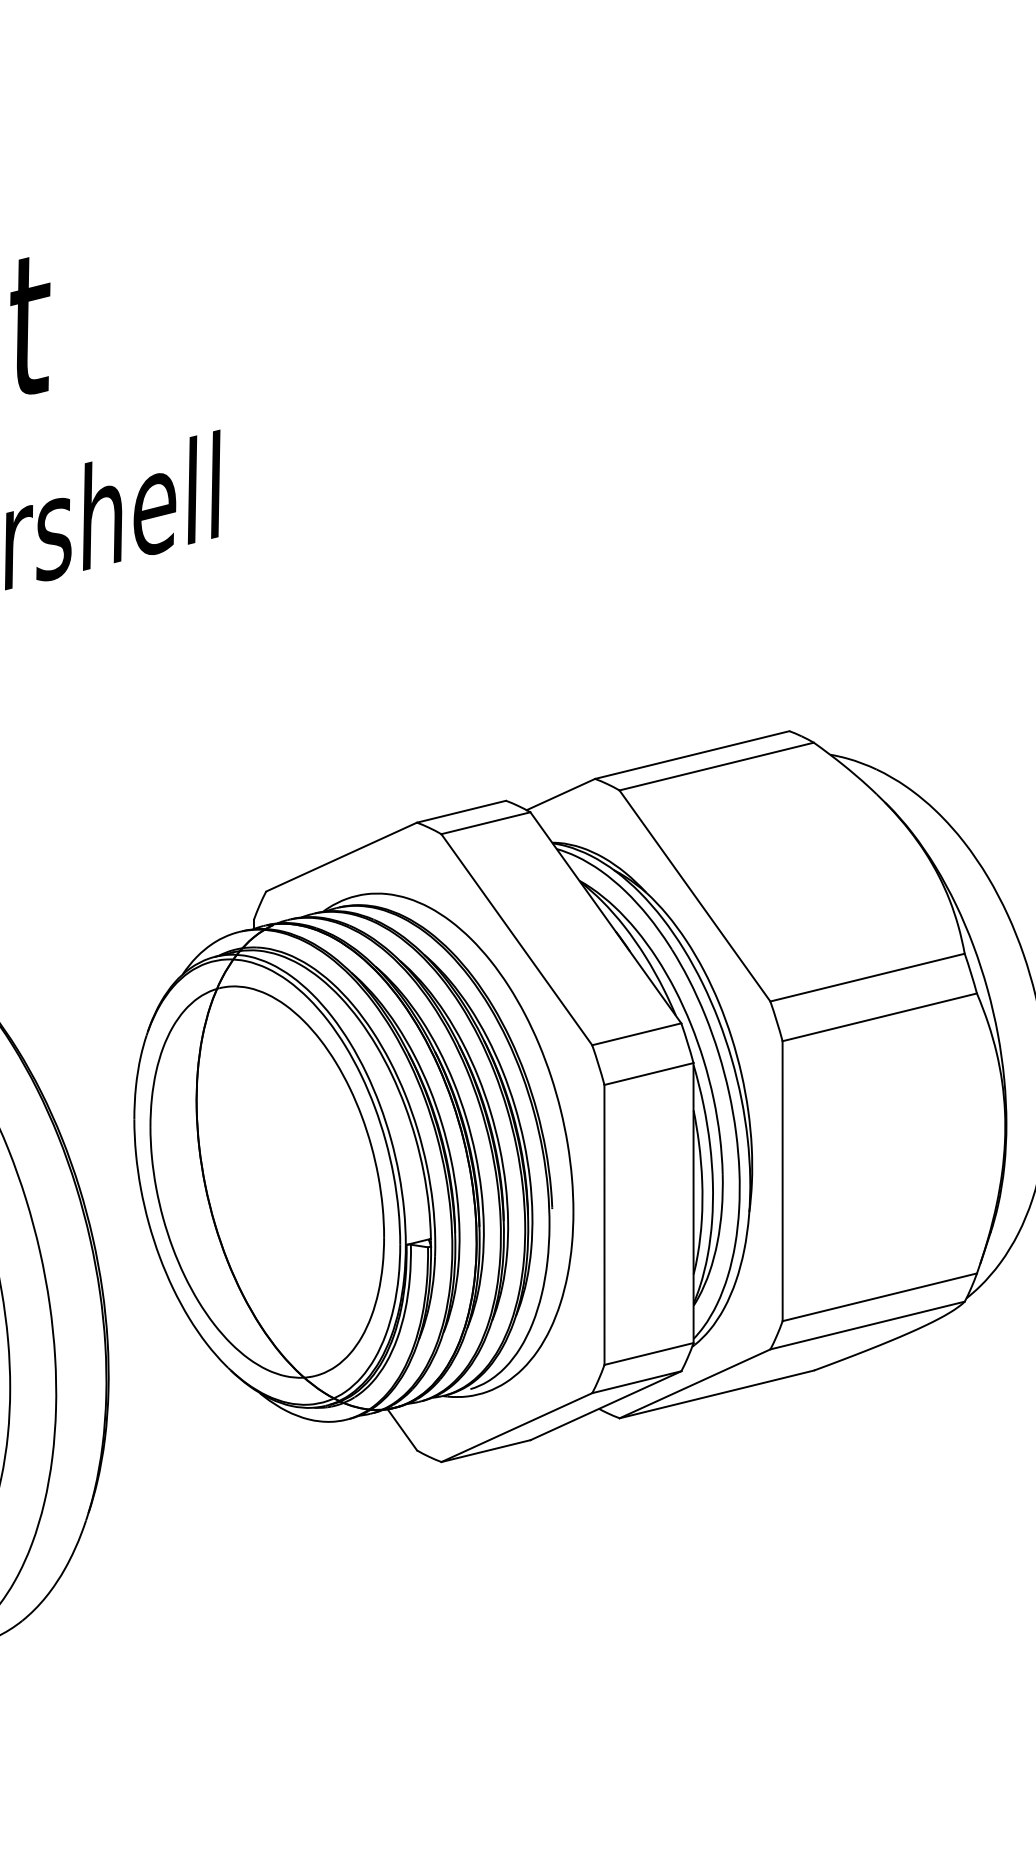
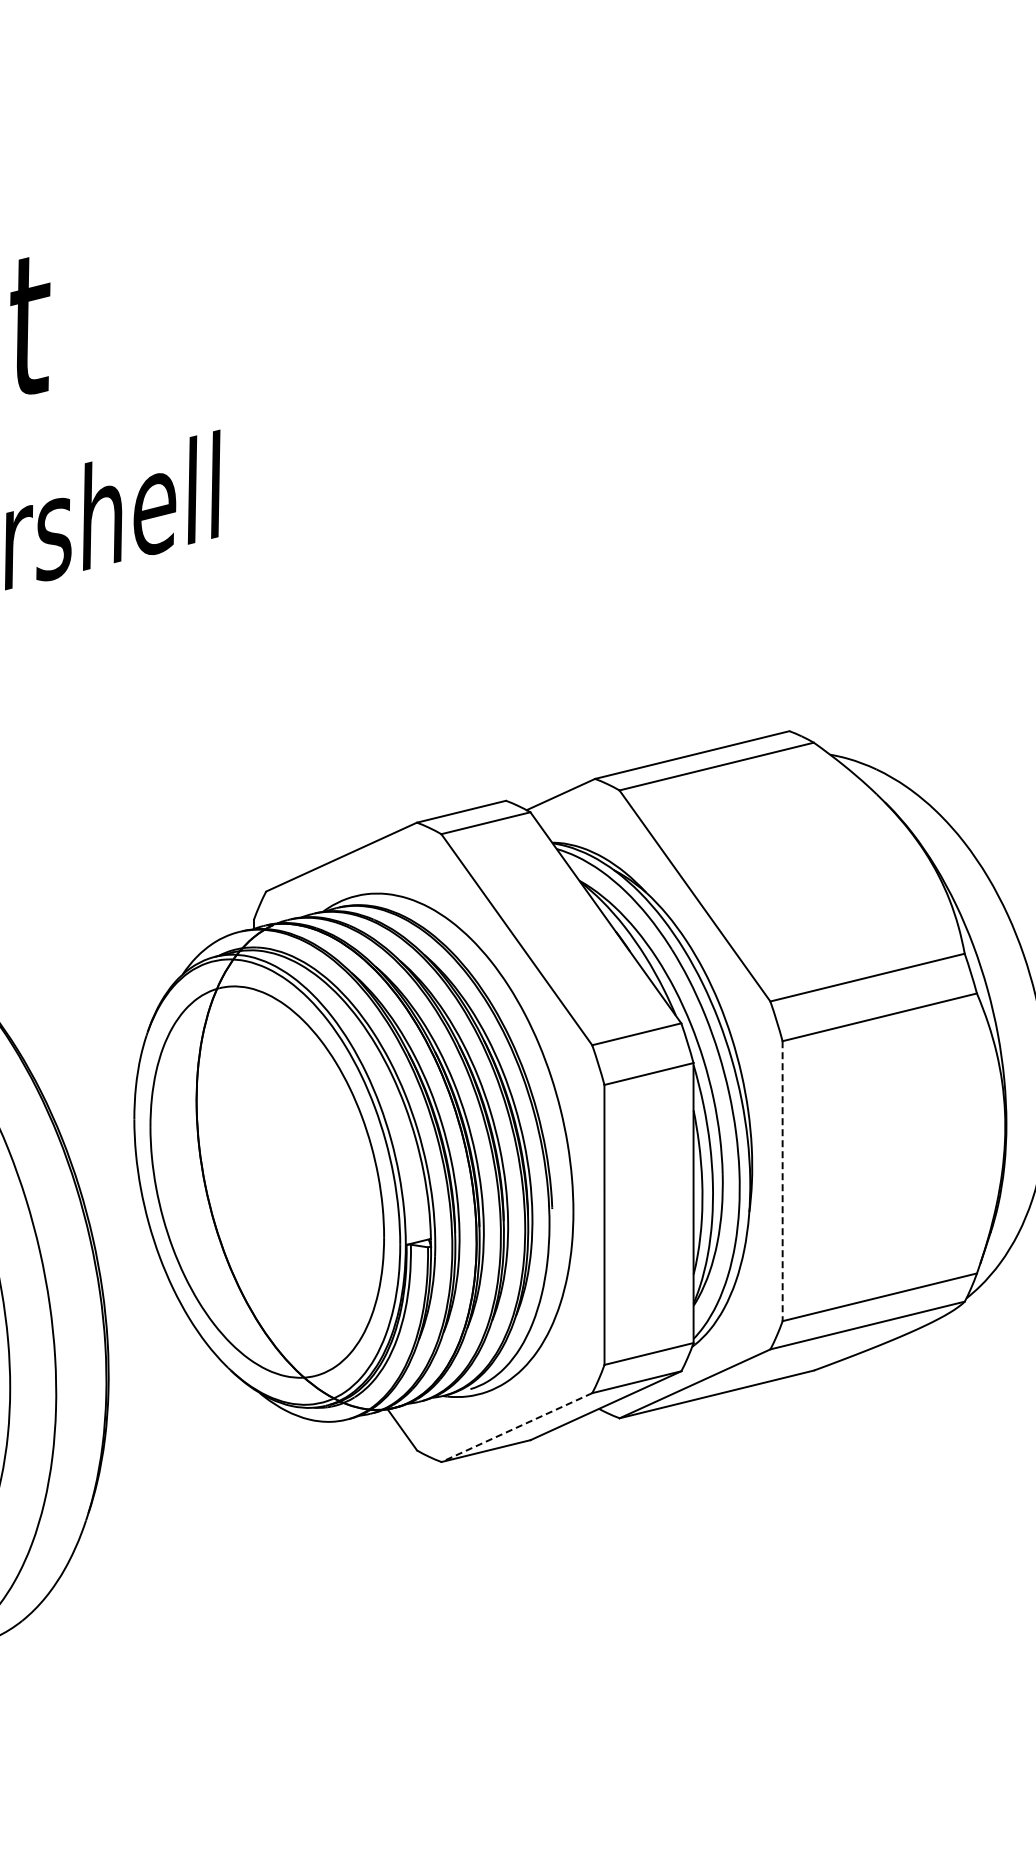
line: solid -> dashed (782, 1181)
line: solid -> dashed (516, 1427)
